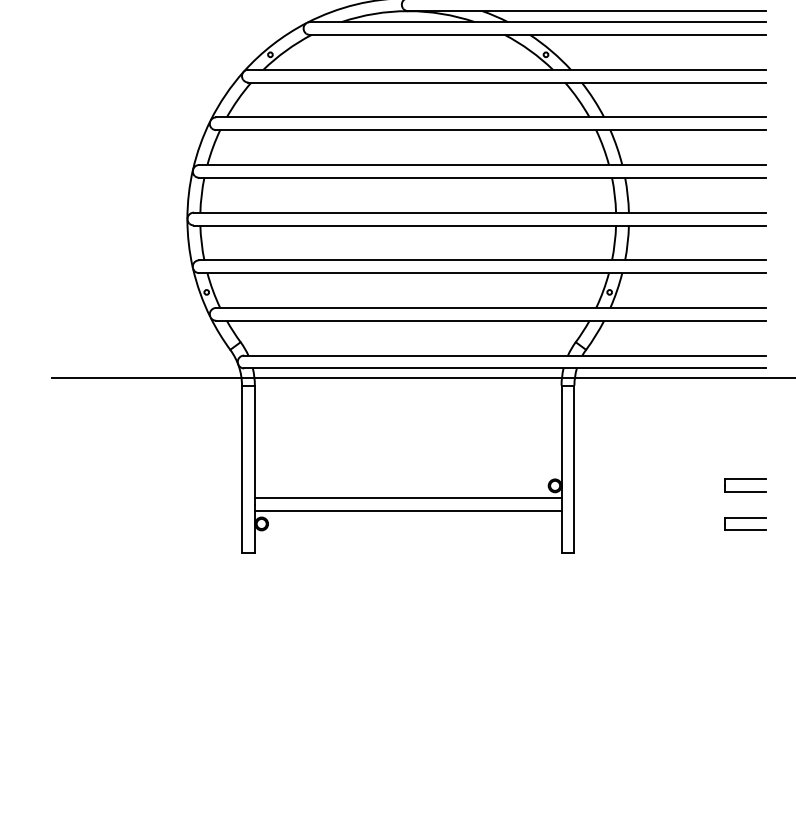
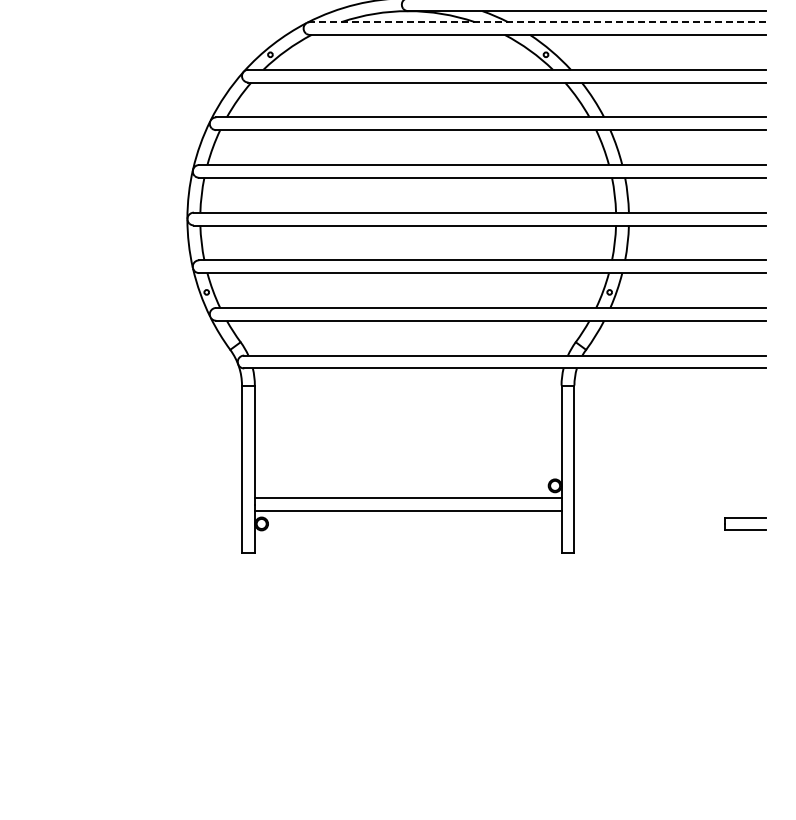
line: solid -> dashed (537, 22)
line: present -> none (421, 377)
part: present -> none (745, 485)
